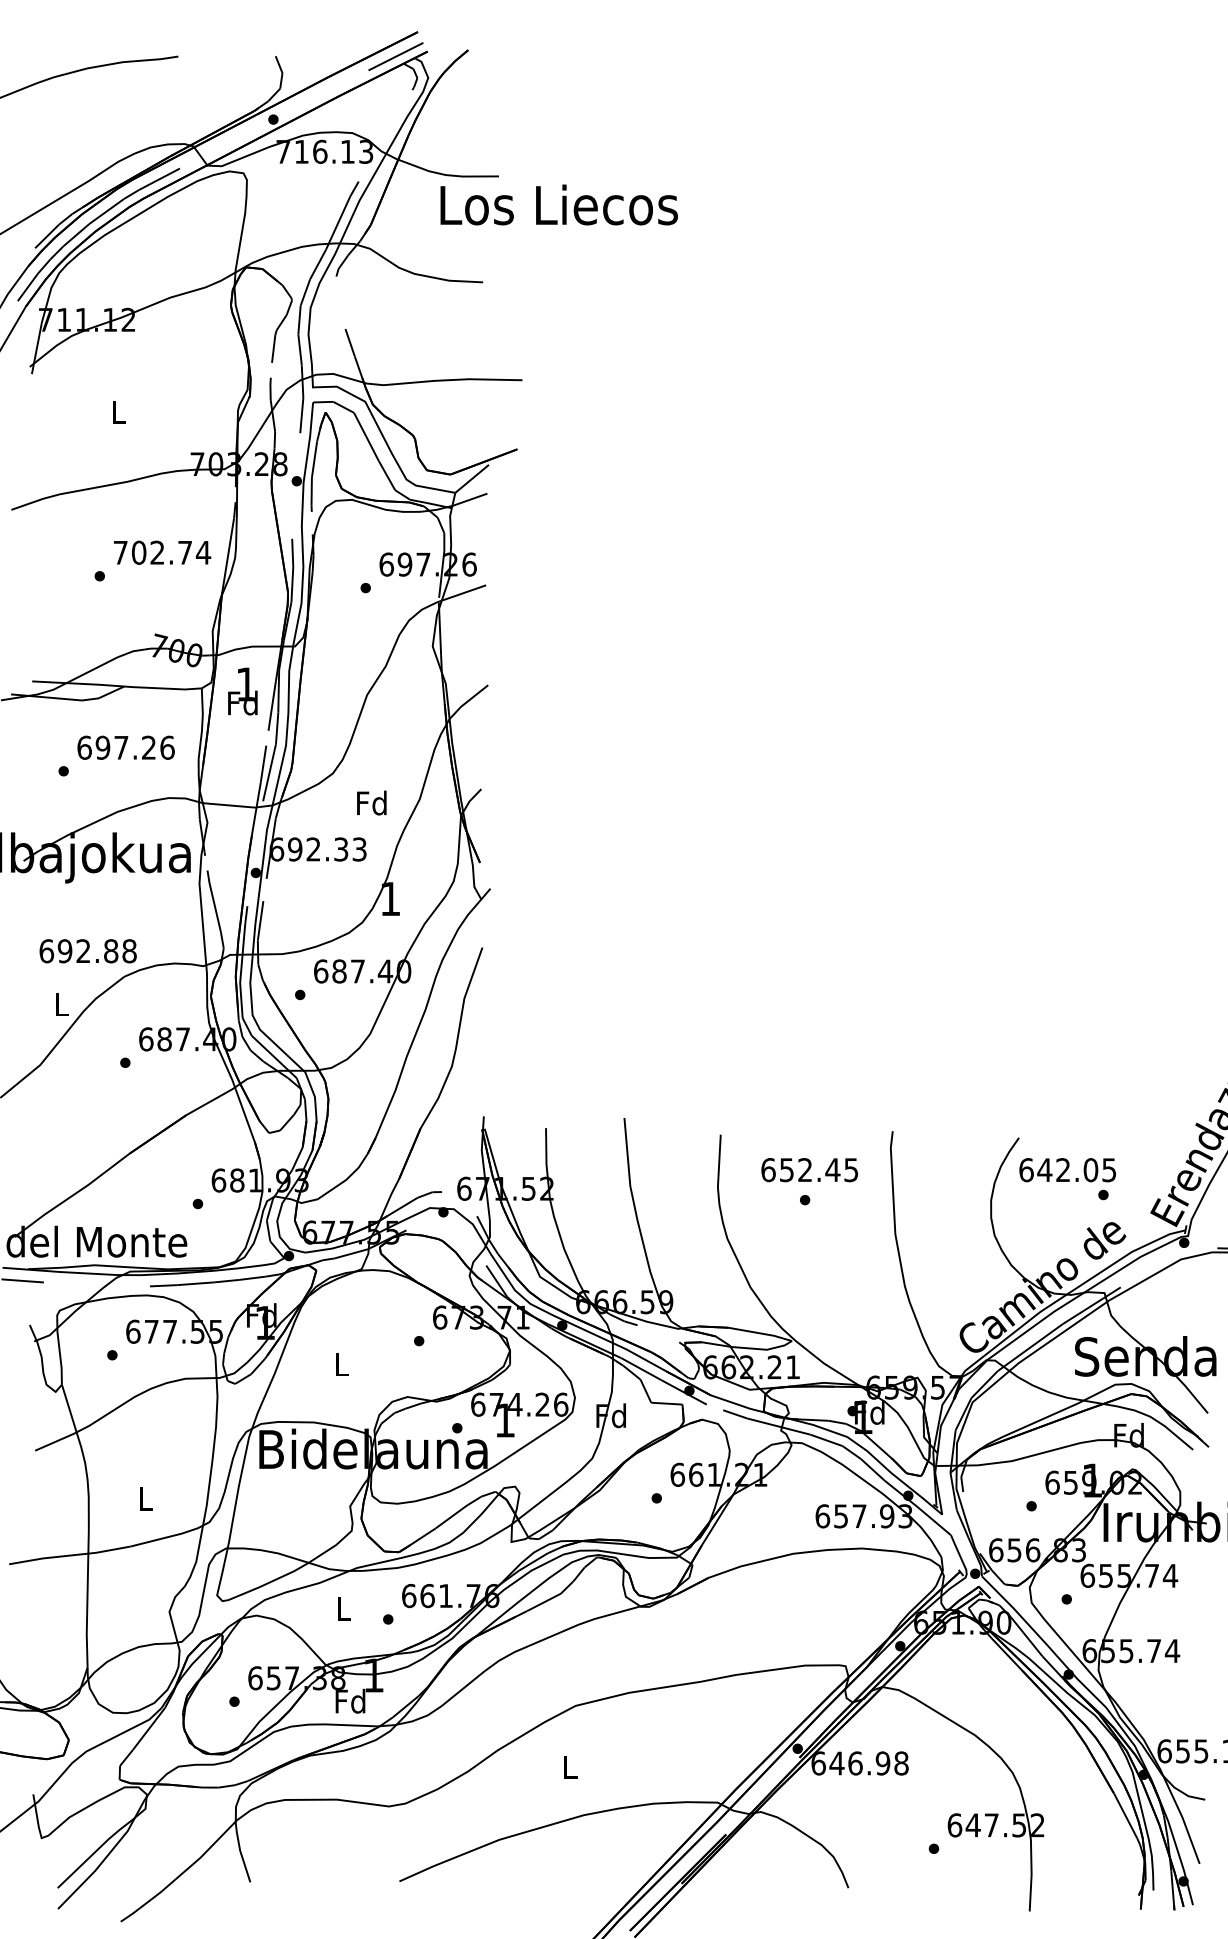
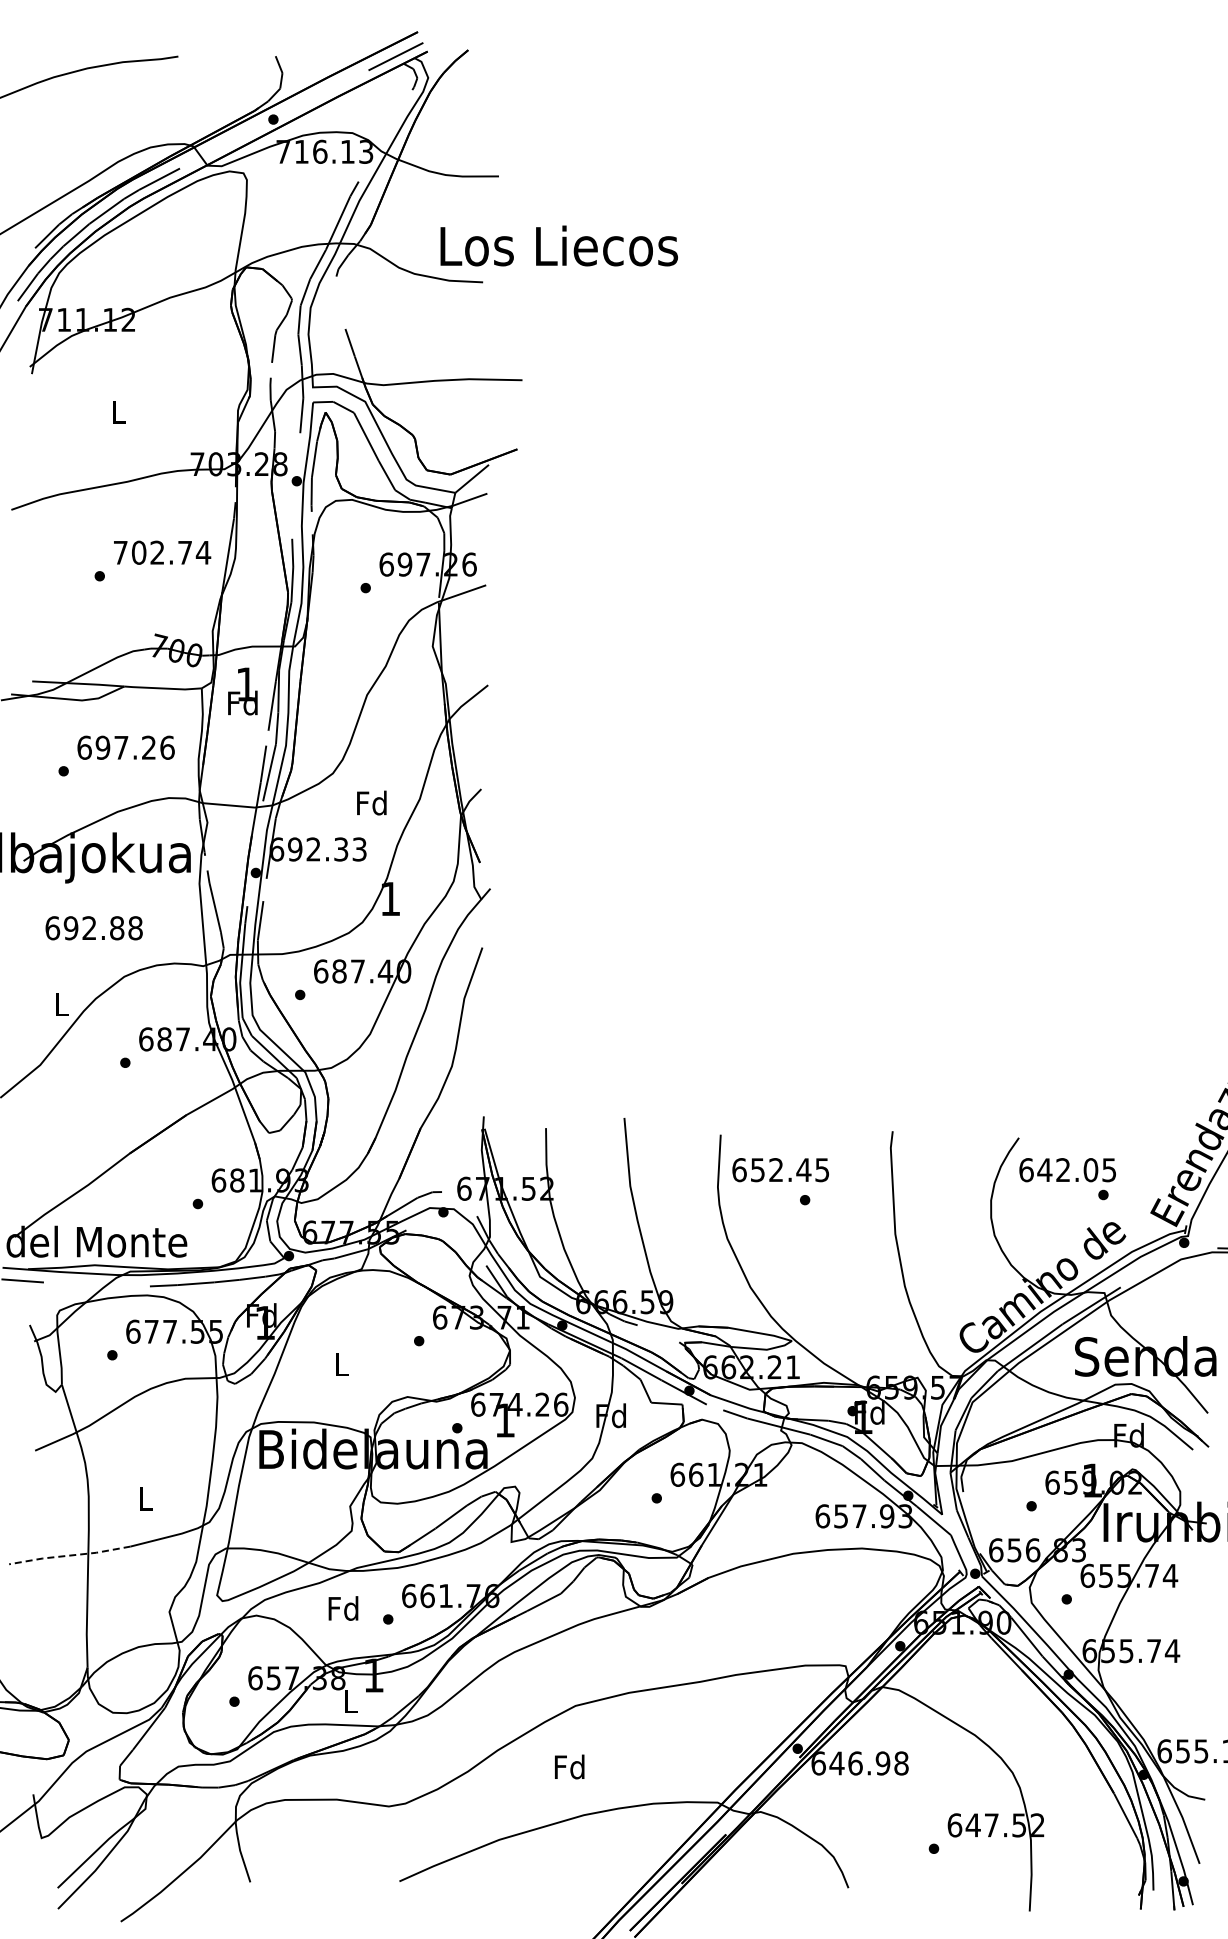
text position: (558, 204) -> (558, 245) (558, 245)
text position: (87, 951) -> (93, 928) (93, 928)
text position: (809, 1170) -> (780, 1170) (780, 1170)
line: solid -> dashed (69, 1555)
text: L -> Fd (343, 1608)
text: Fd -> L (350, 1700)
text: L -> Fd (569, 1766)
